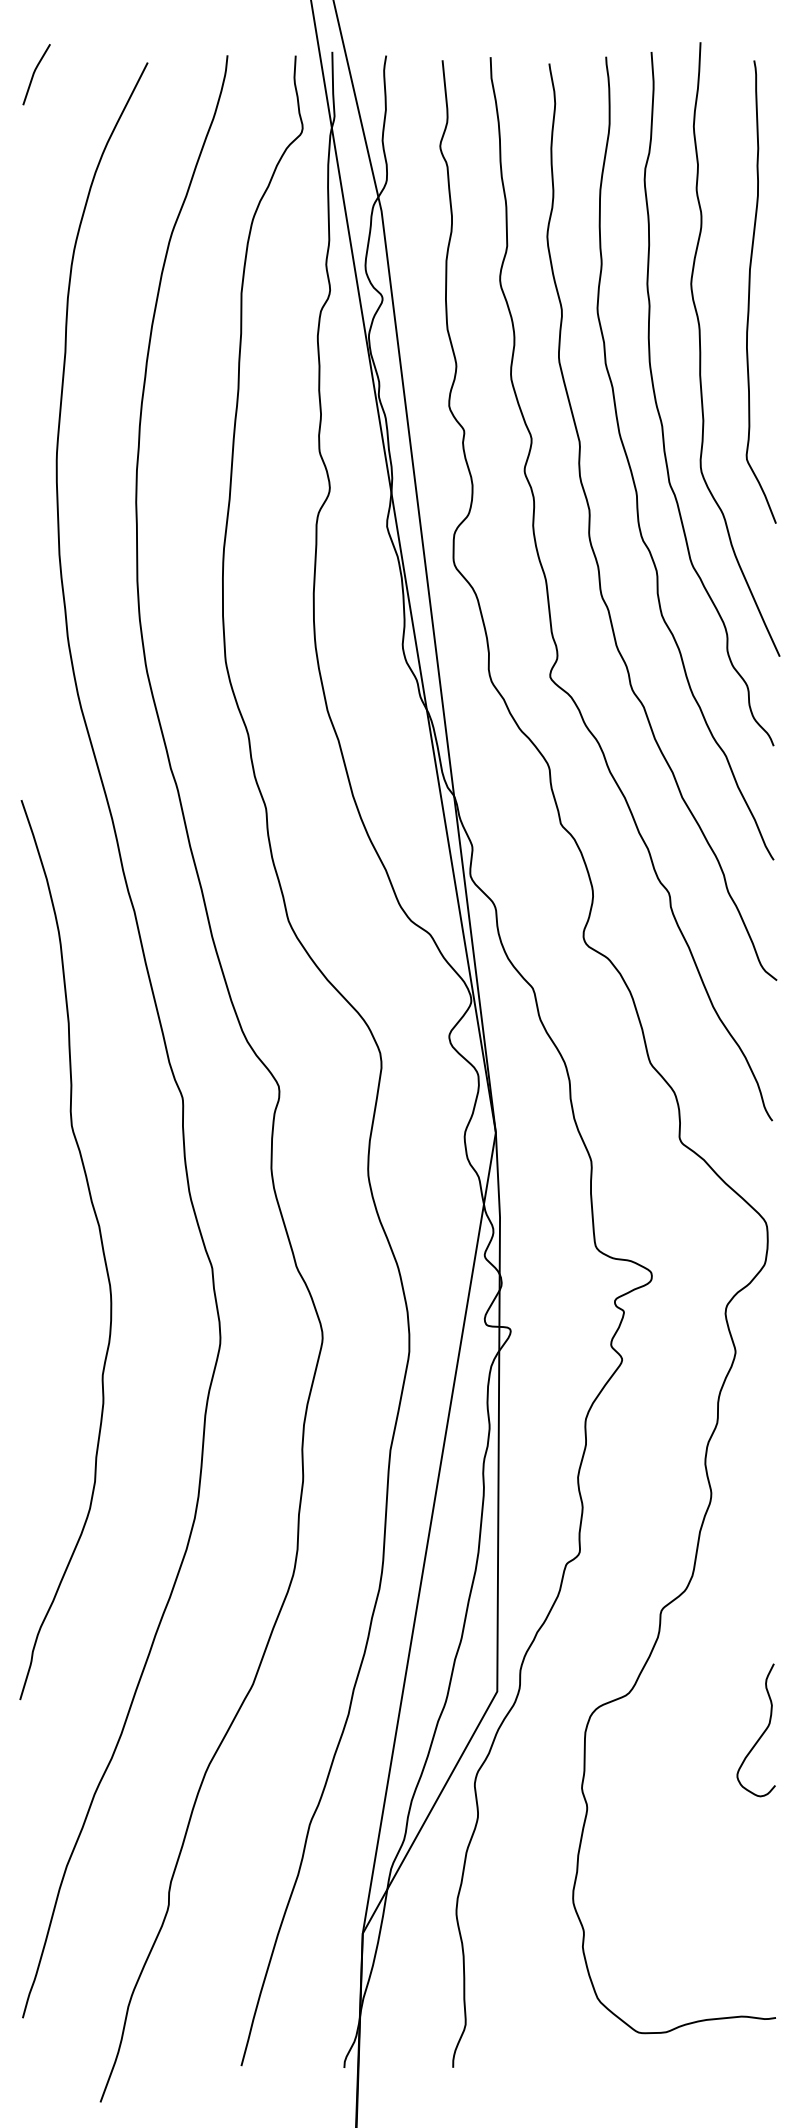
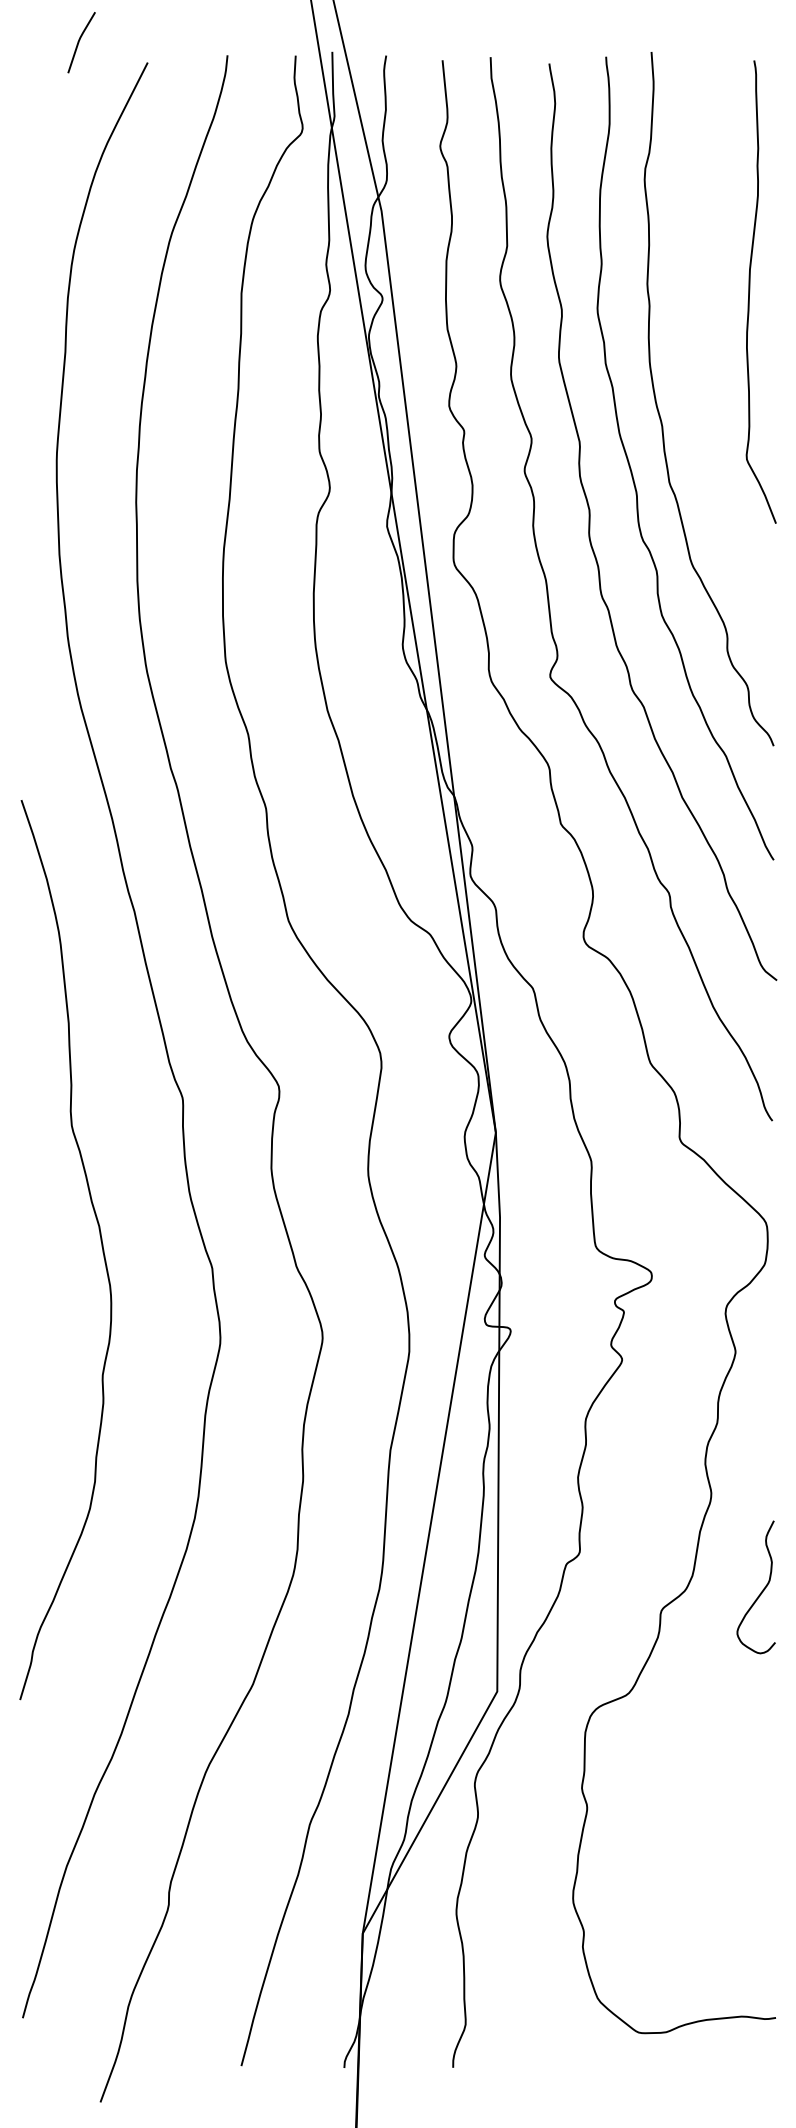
line position: (34, 74) -> (79, 42) (79, 42)
curve: present -> none (701, 349)
curve position: (760, 1735) -> (760, 1592) (760, 1592)
